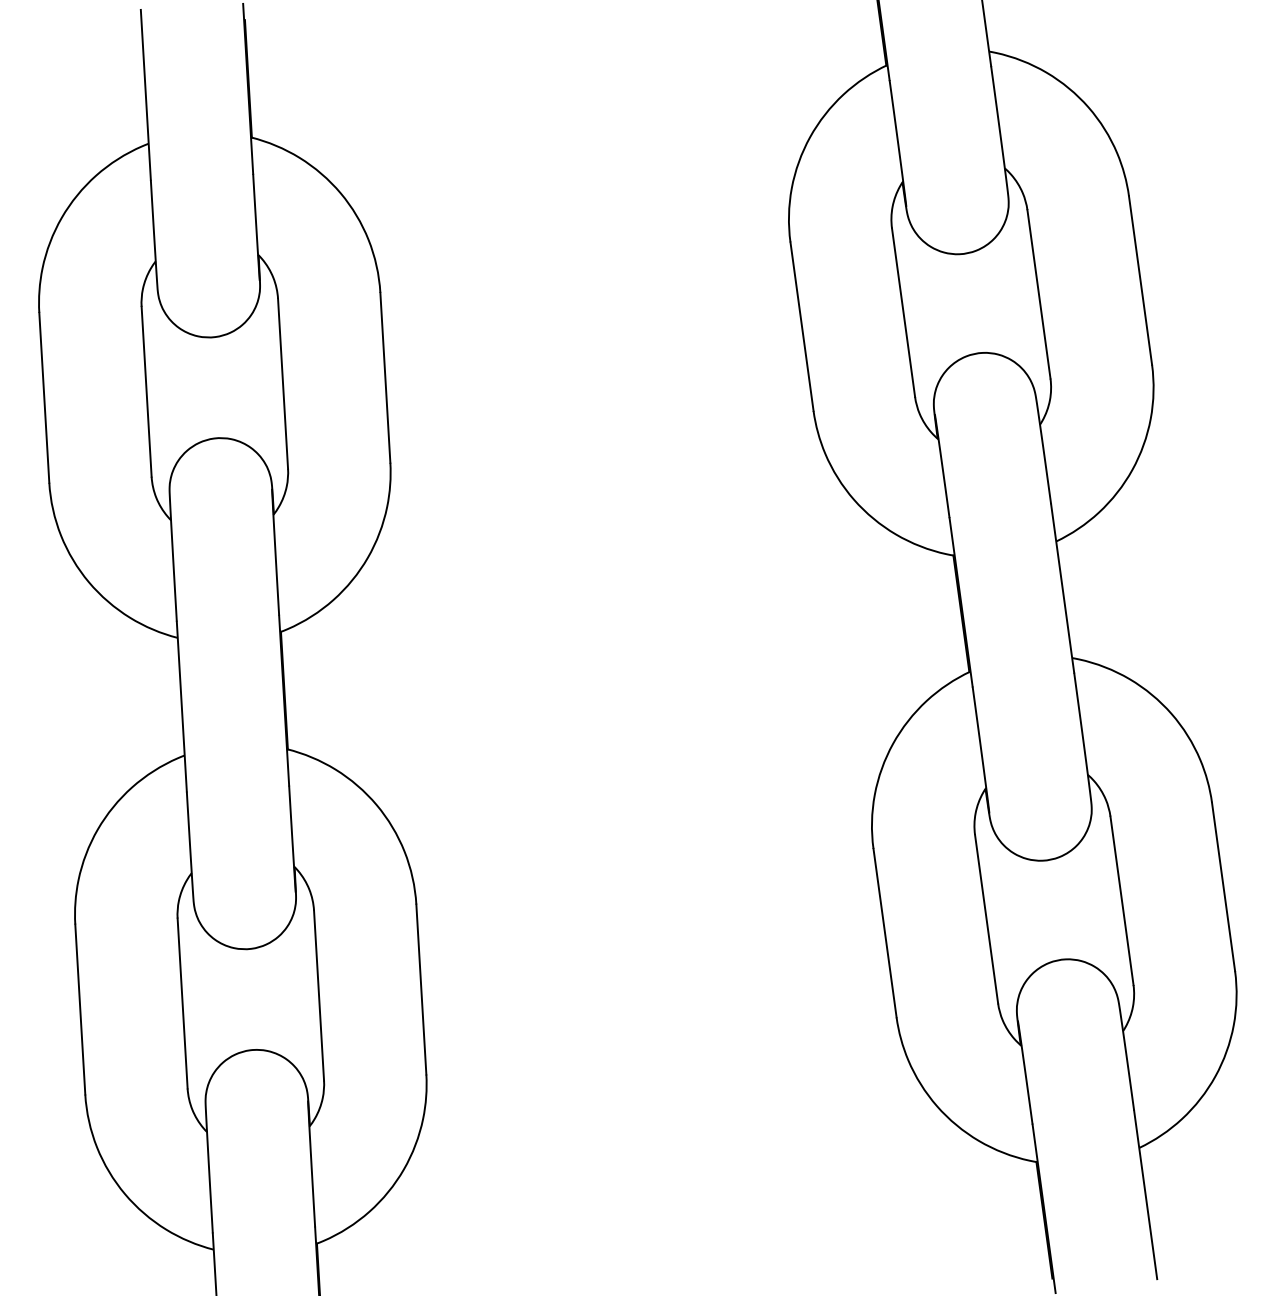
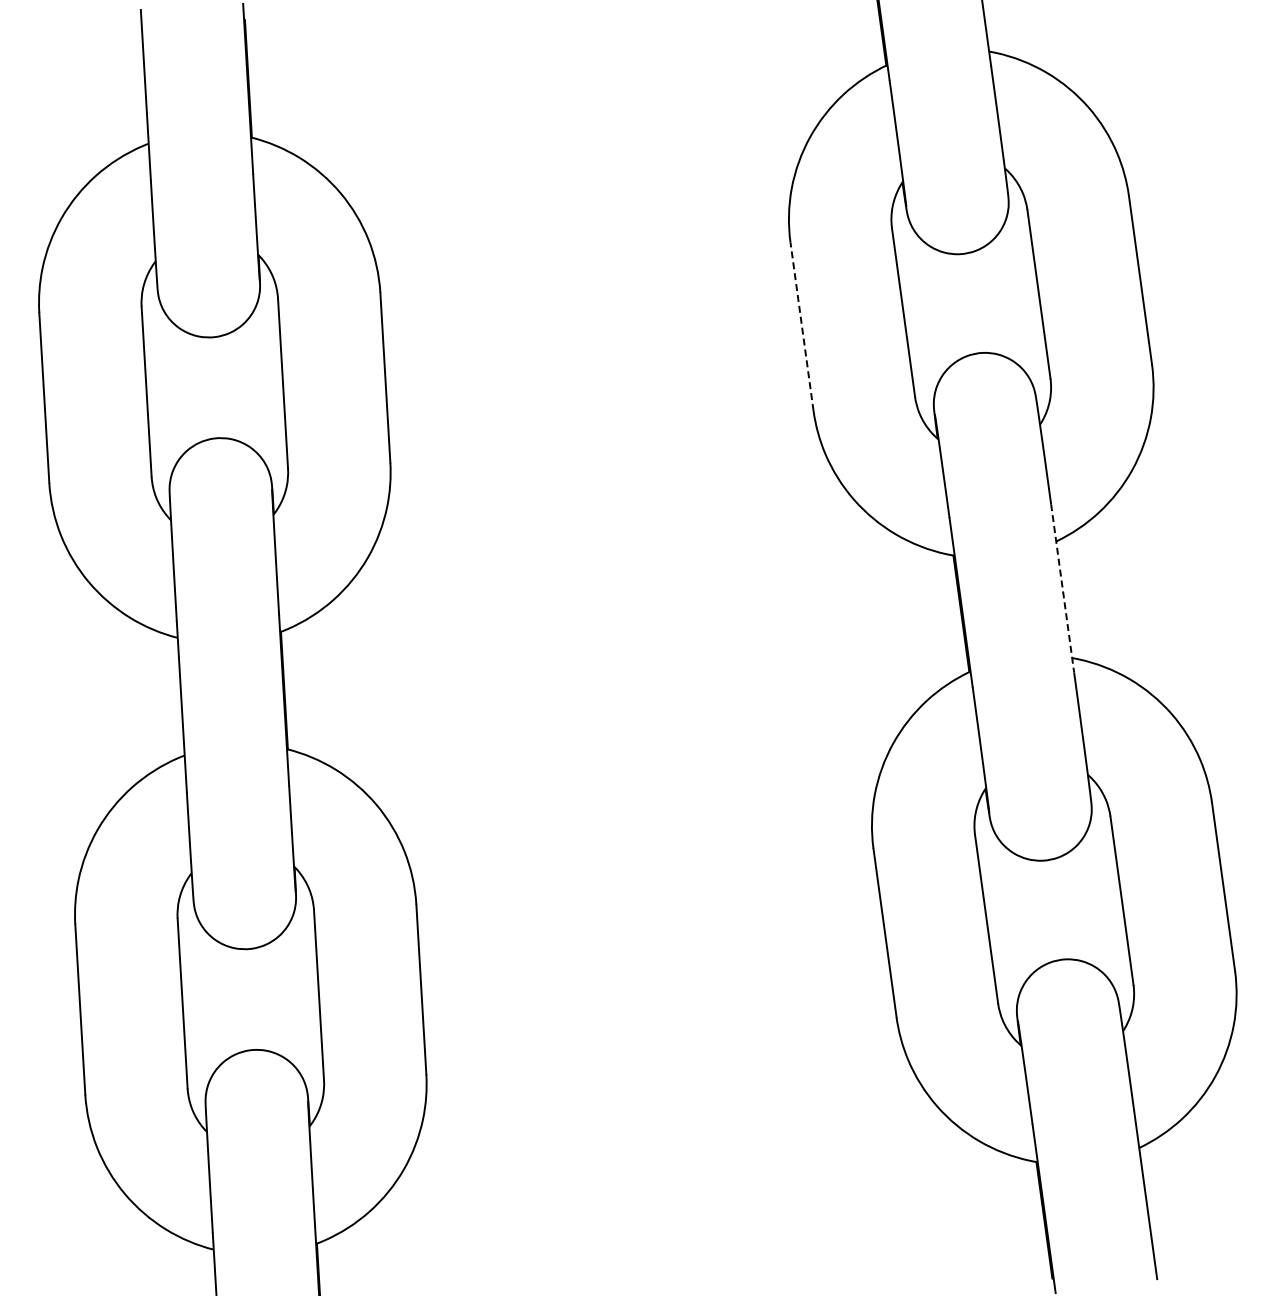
line: solid -> dashed (801, 326)
line: solid -> dashed (1062, 588)
